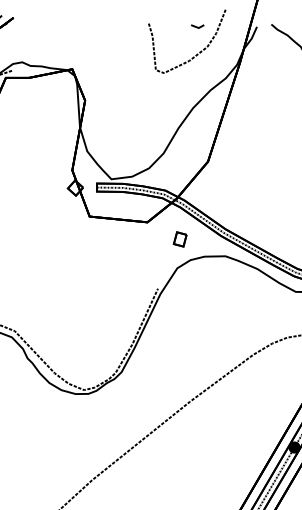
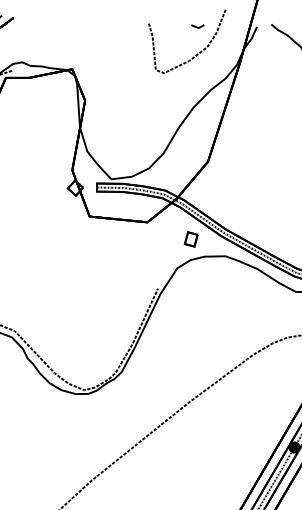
part position: (179, 239) -> (190, 239) (190, 239)
